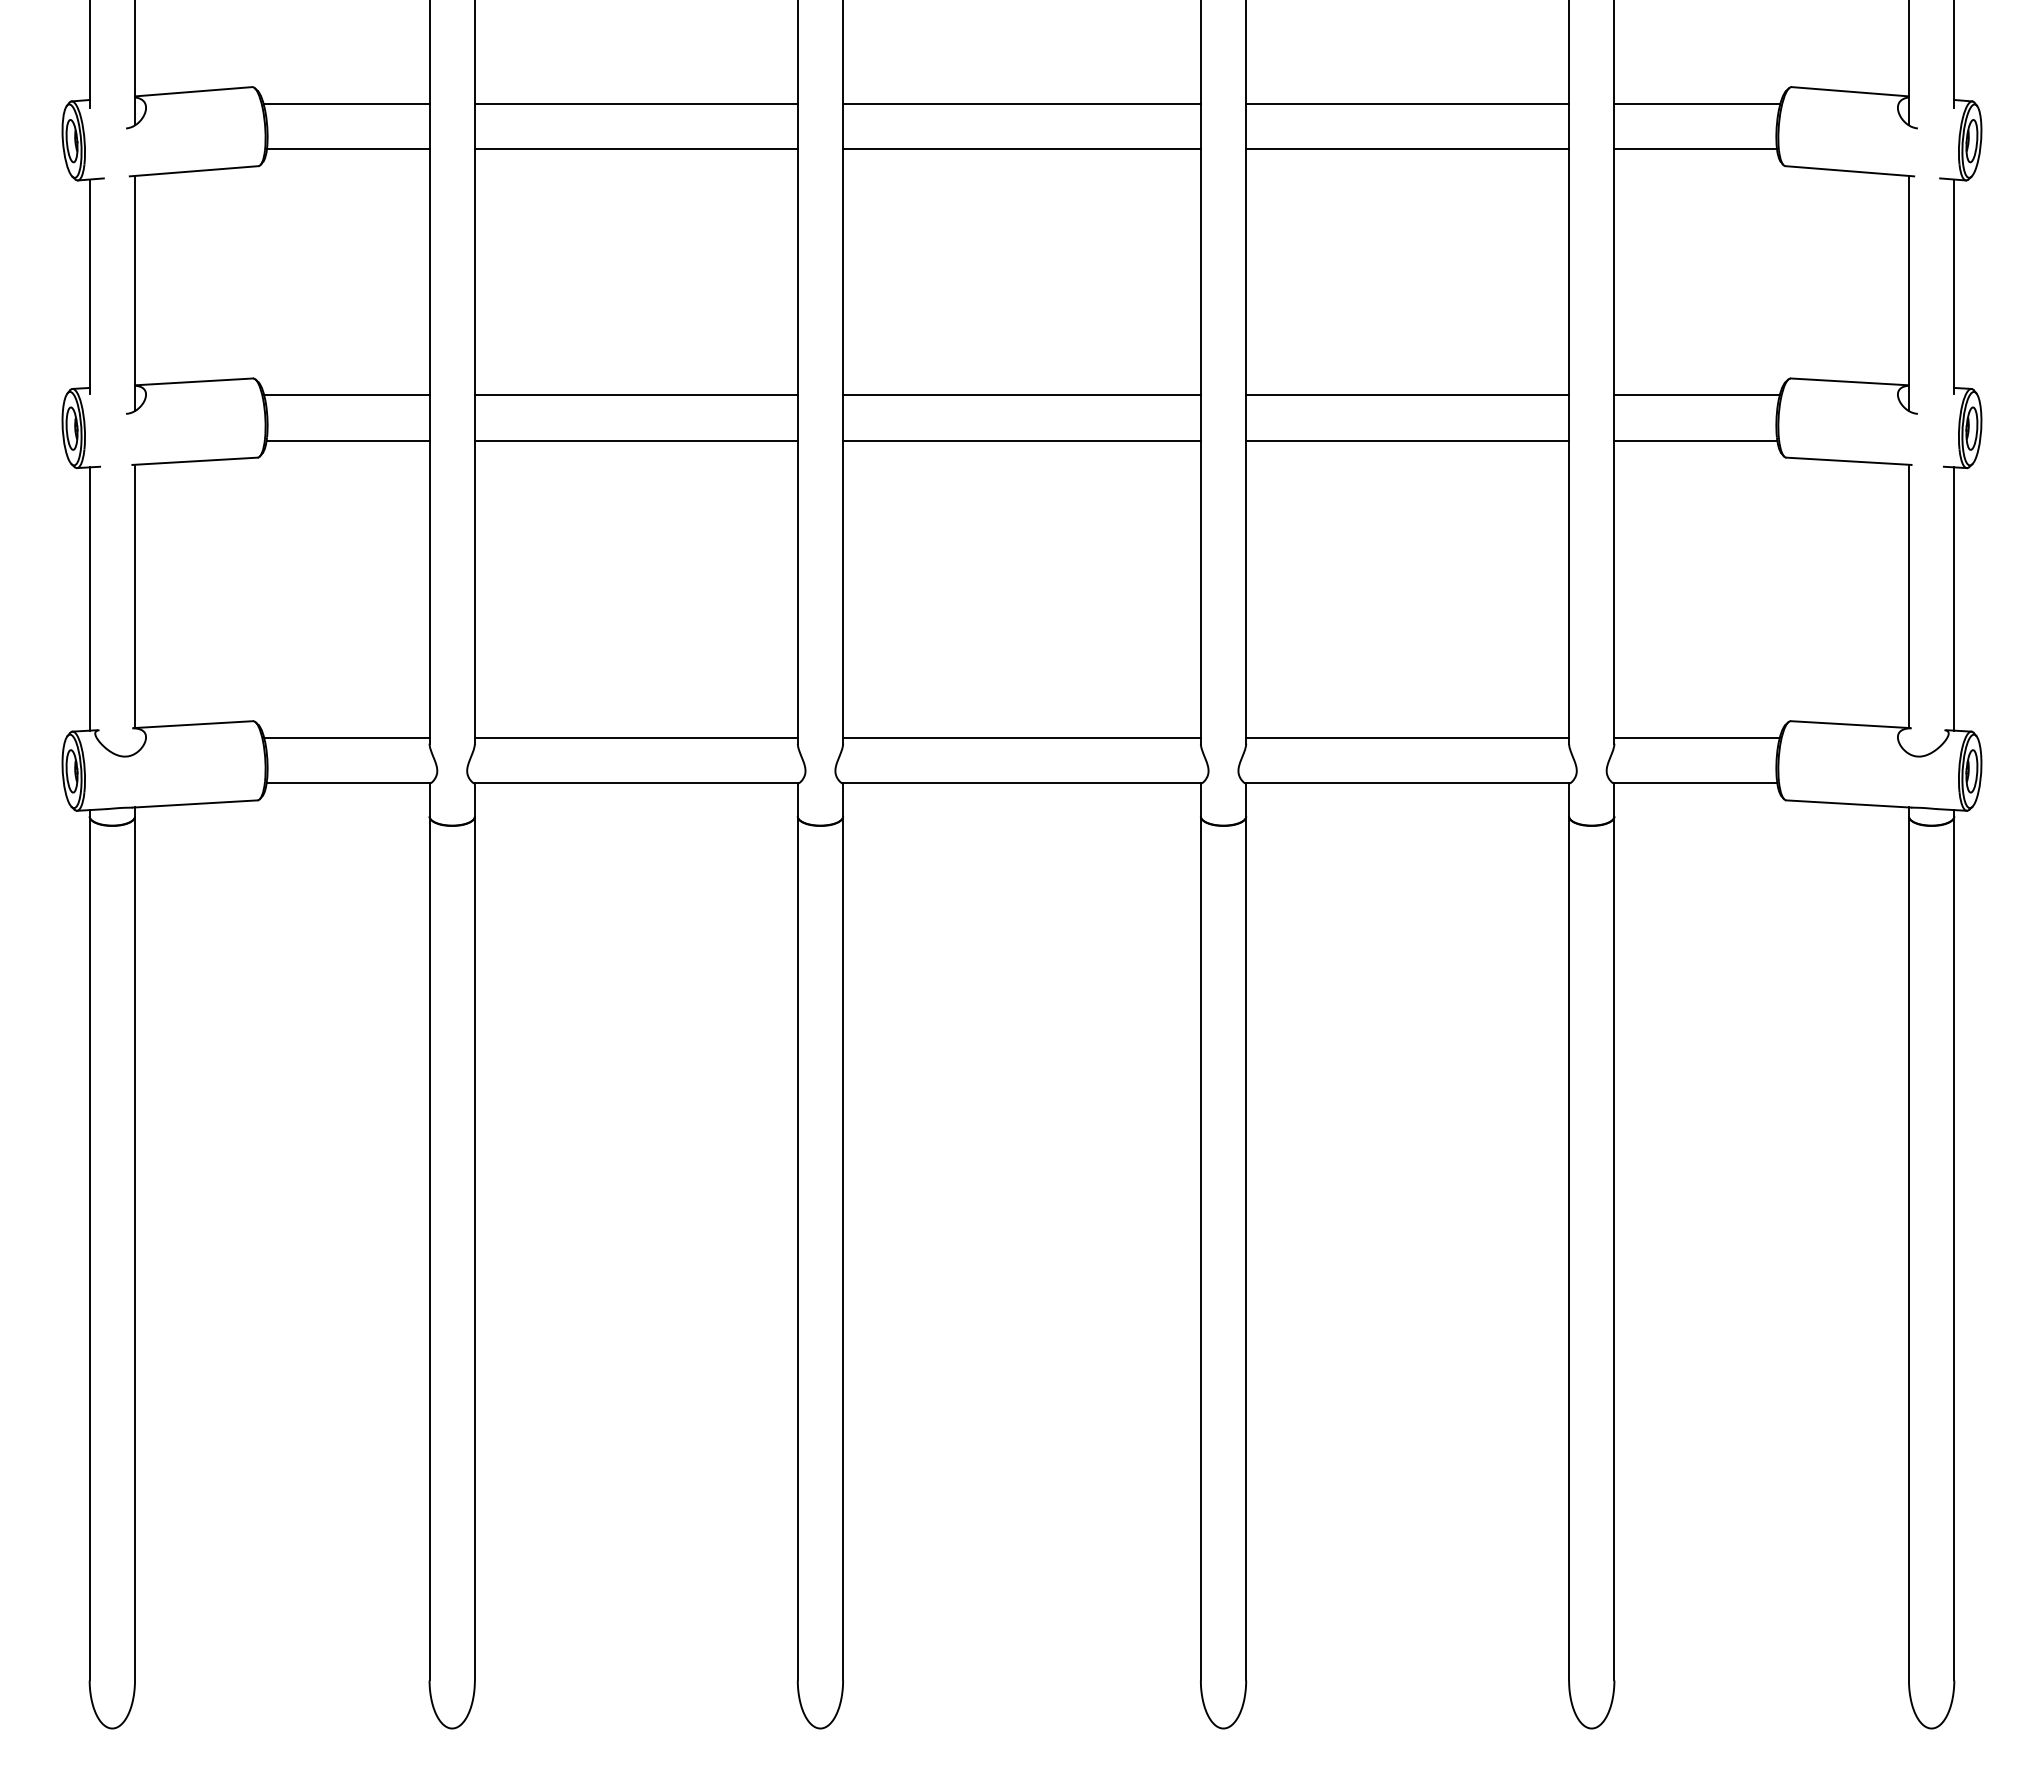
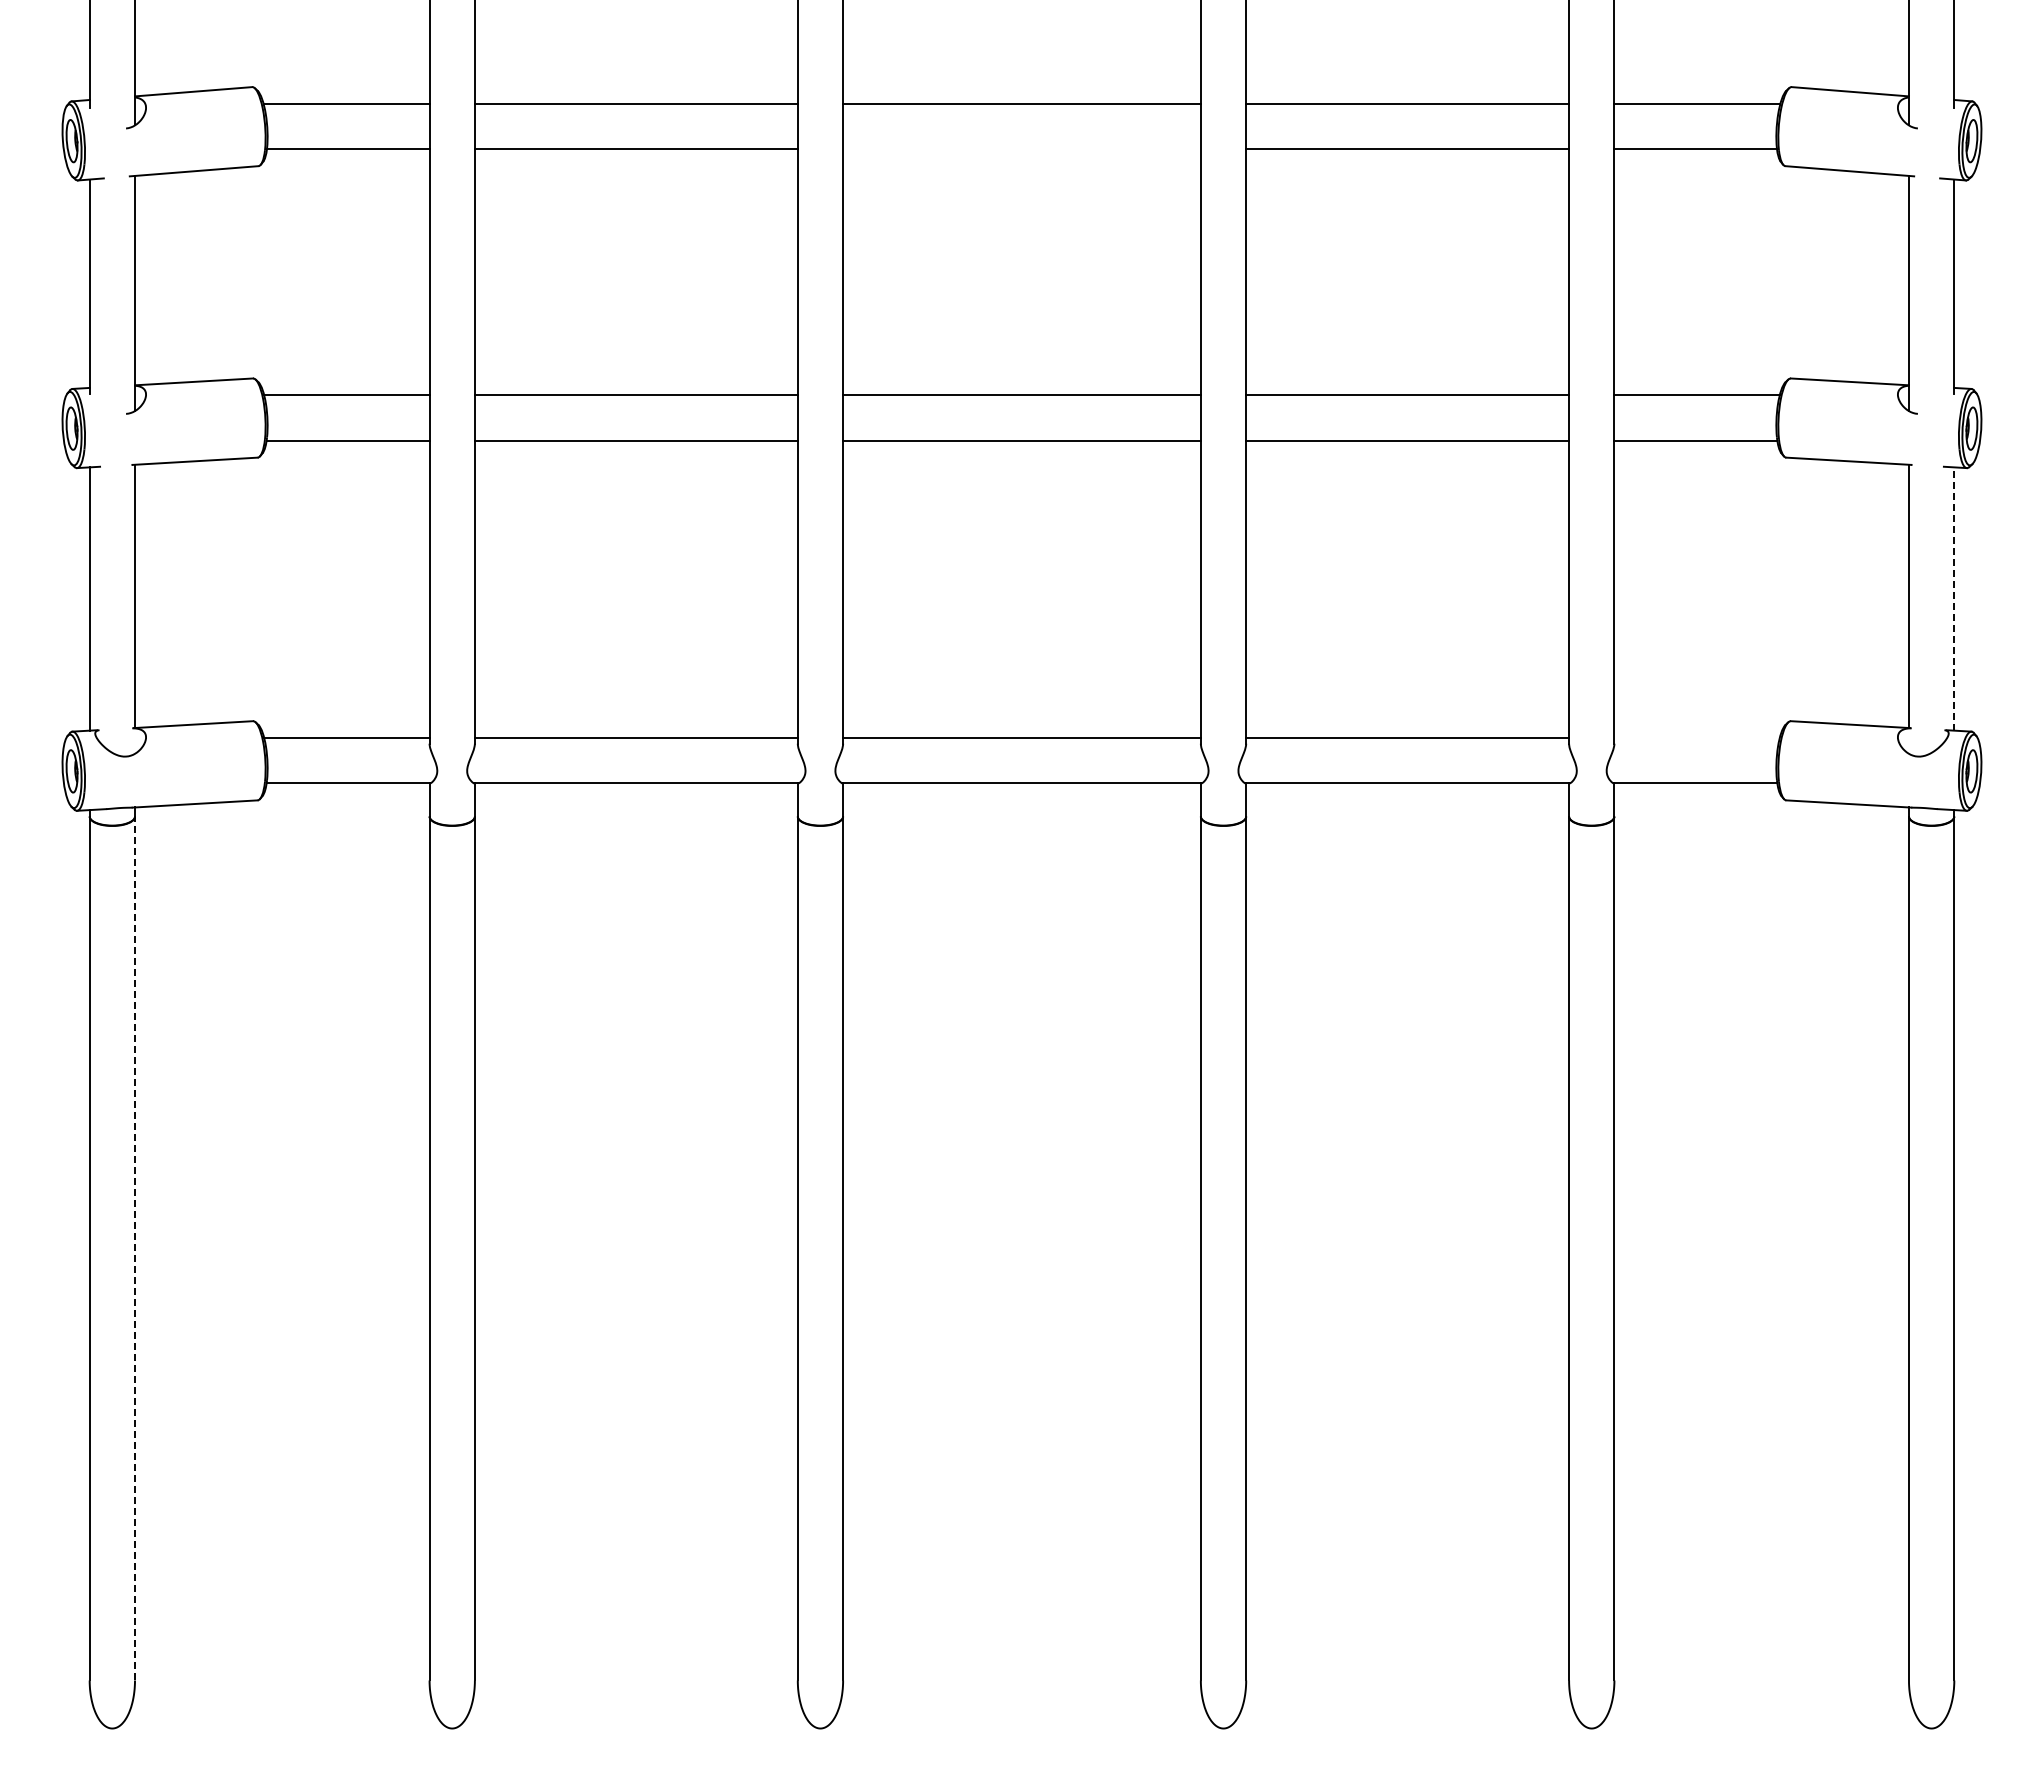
line: present -> none (1021, 149)
line: solid -> dashed (1954, 599)
line: present -> none (1696, 738)
line: solid -> dashed (135, 1248)
